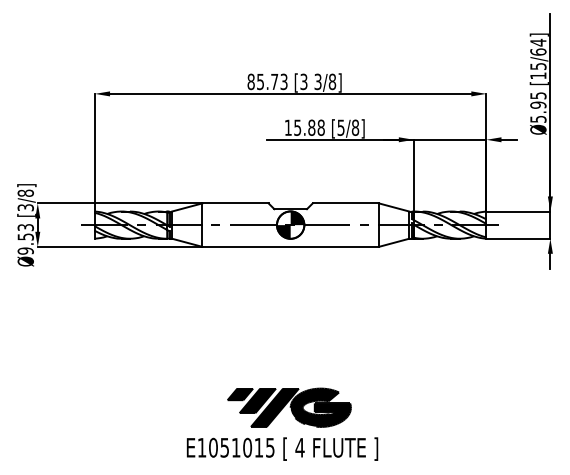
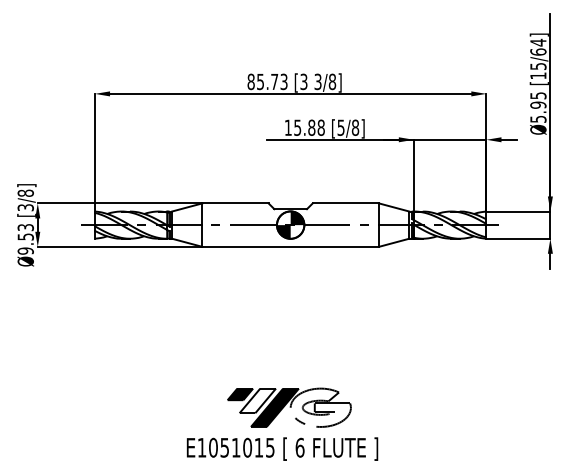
fill: present -> none (257, 400)
fill: present -> none (320, 407)
text: 4 -> 6 (299, 447)
